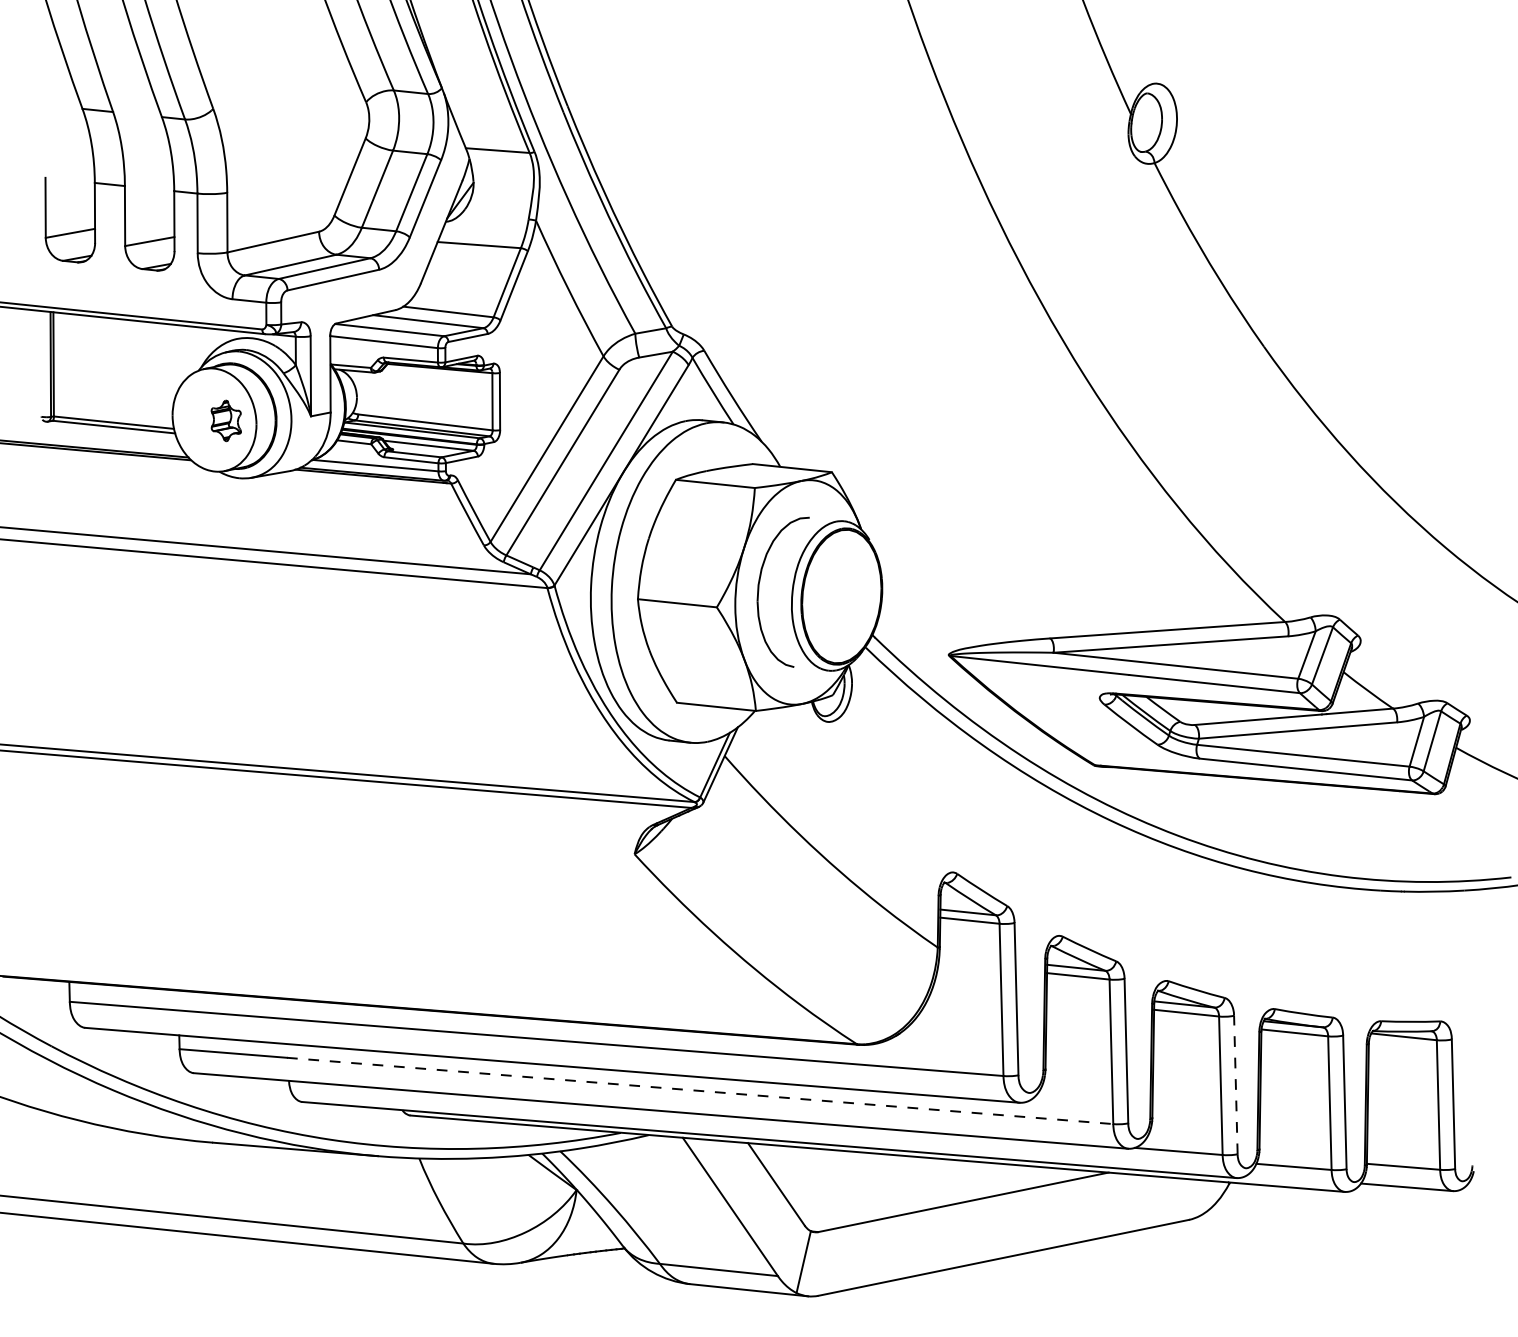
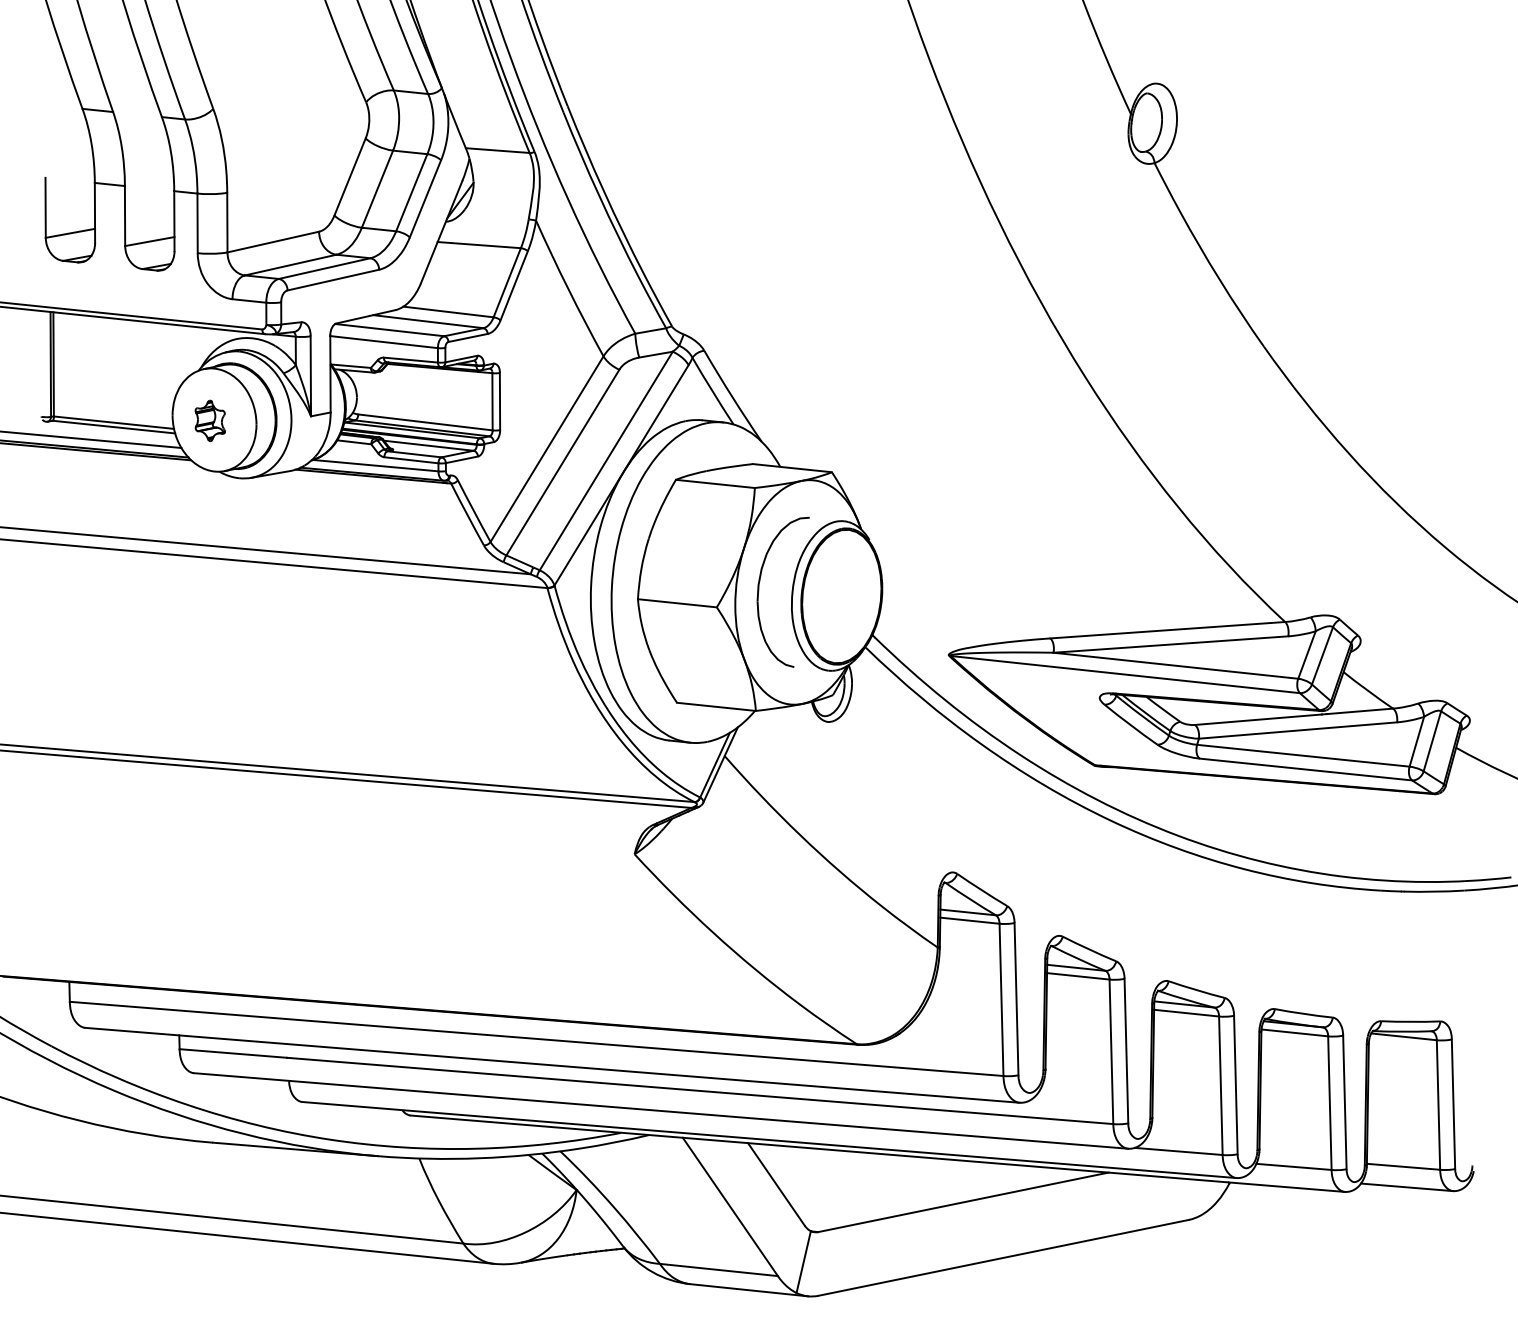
part position: (225, 420) -> (209, 420) (209, 420)
line: none -> present (91, 439)
line: dashed -> solid (1235, 1084)
line: dashed -> solid (700, 1090)
